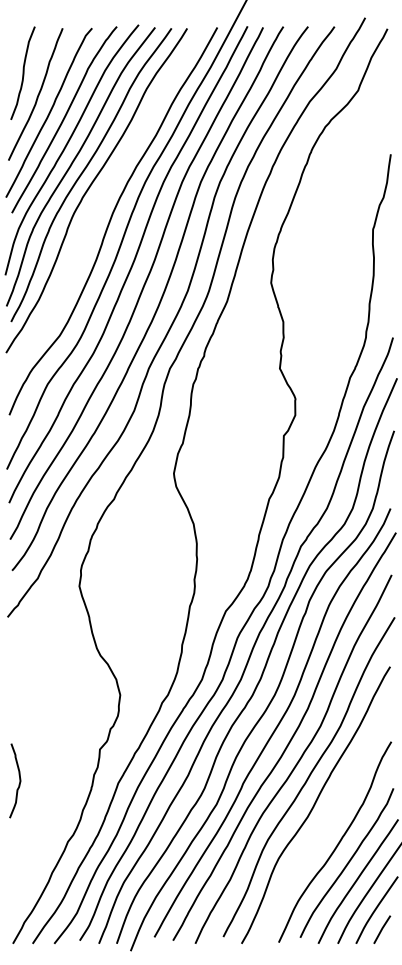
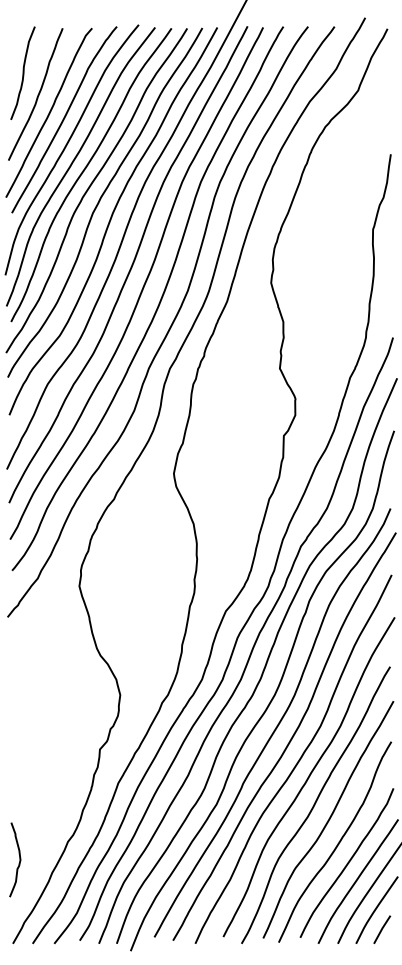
curve: none -> present (100, 201)
curve position: (19, 780) -> (19, 859) (19, 859)
curve: none -> present (328, 819)
